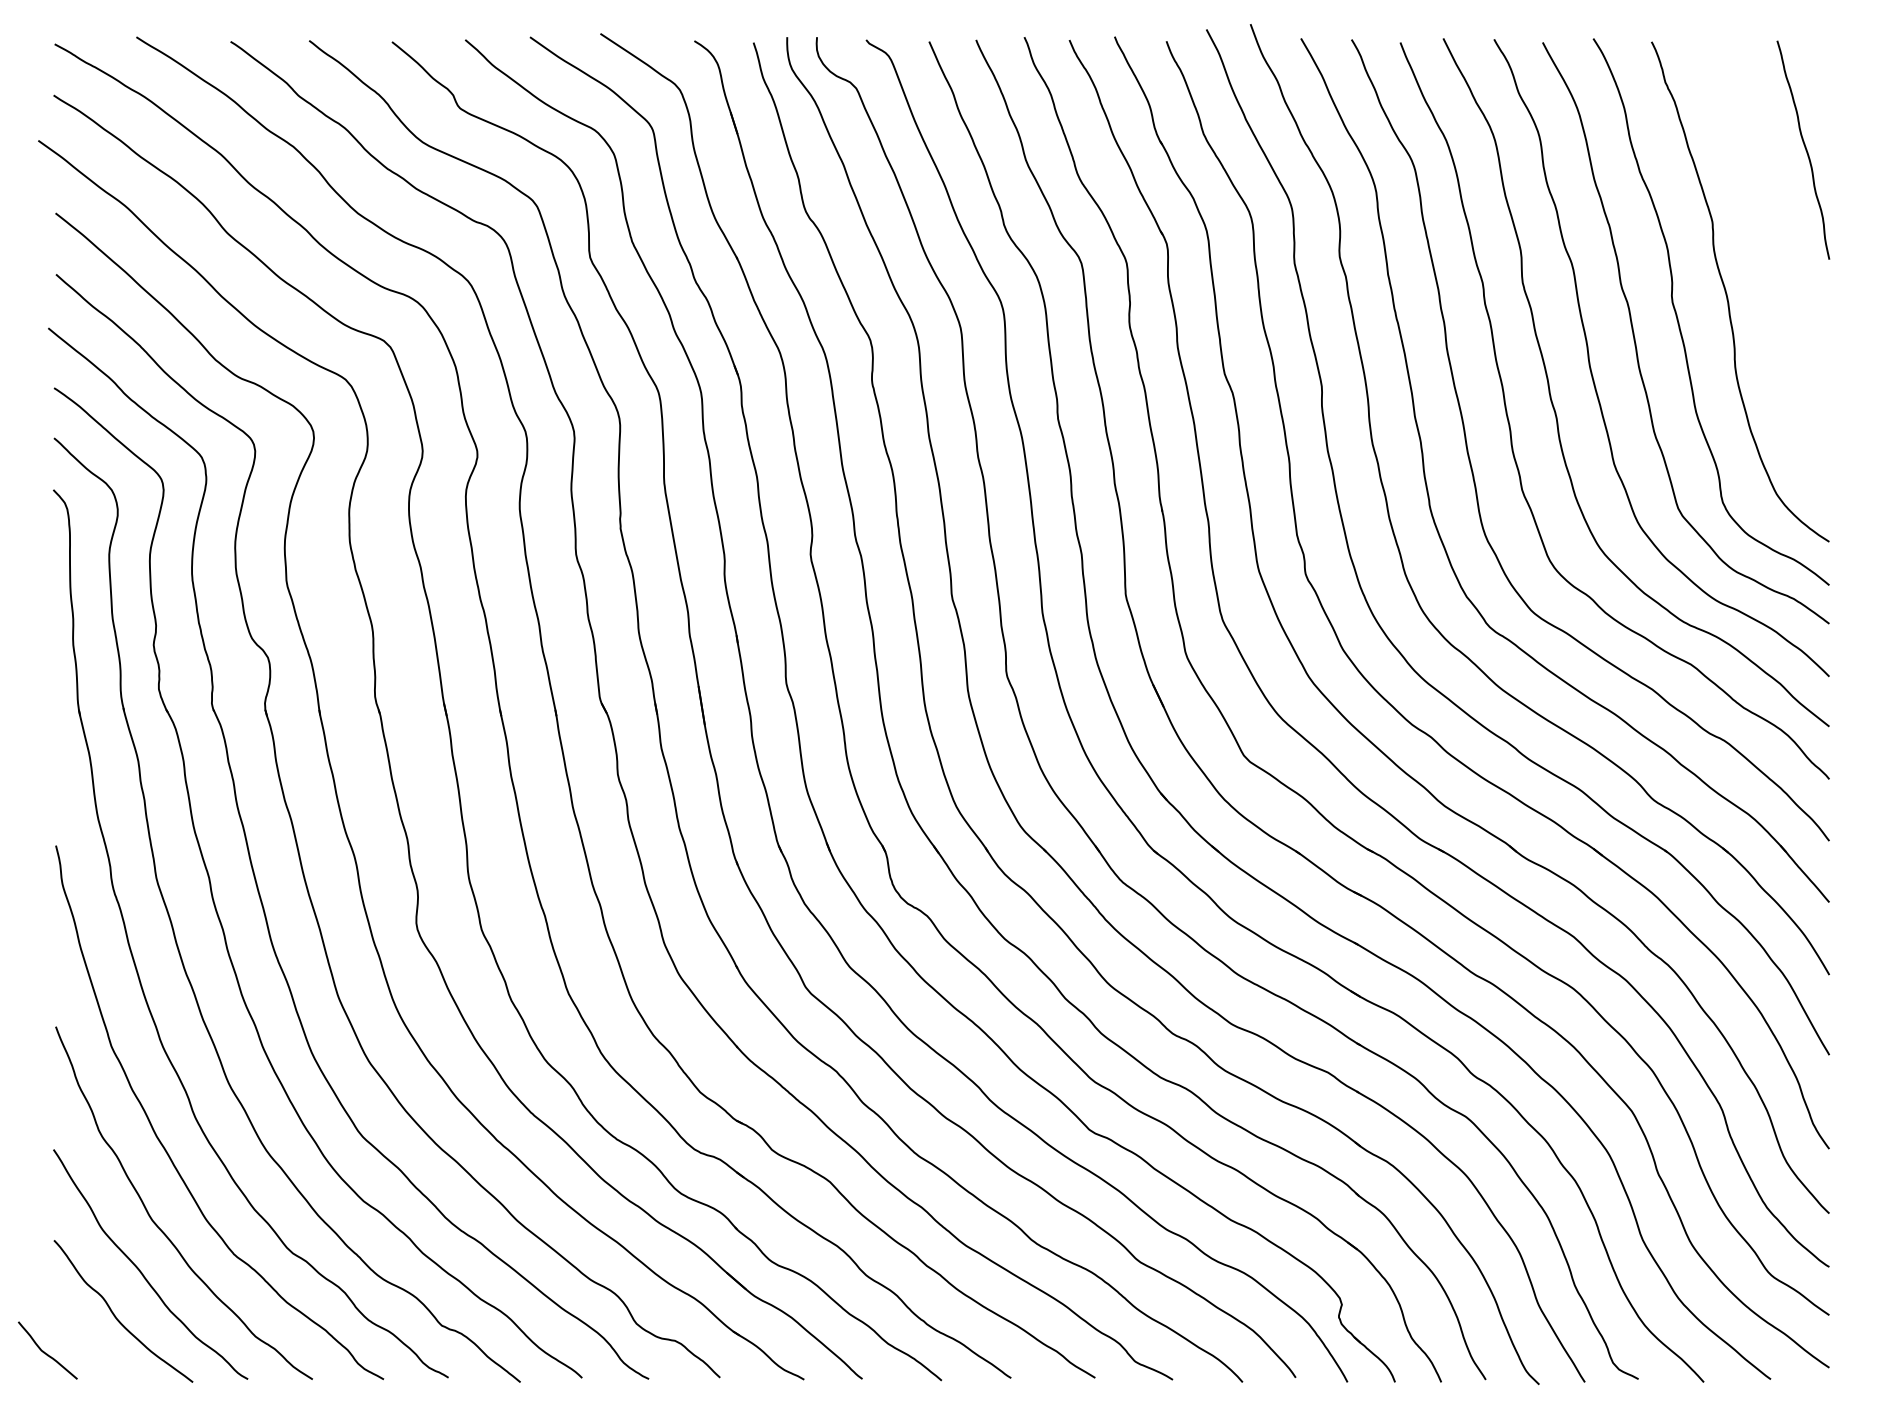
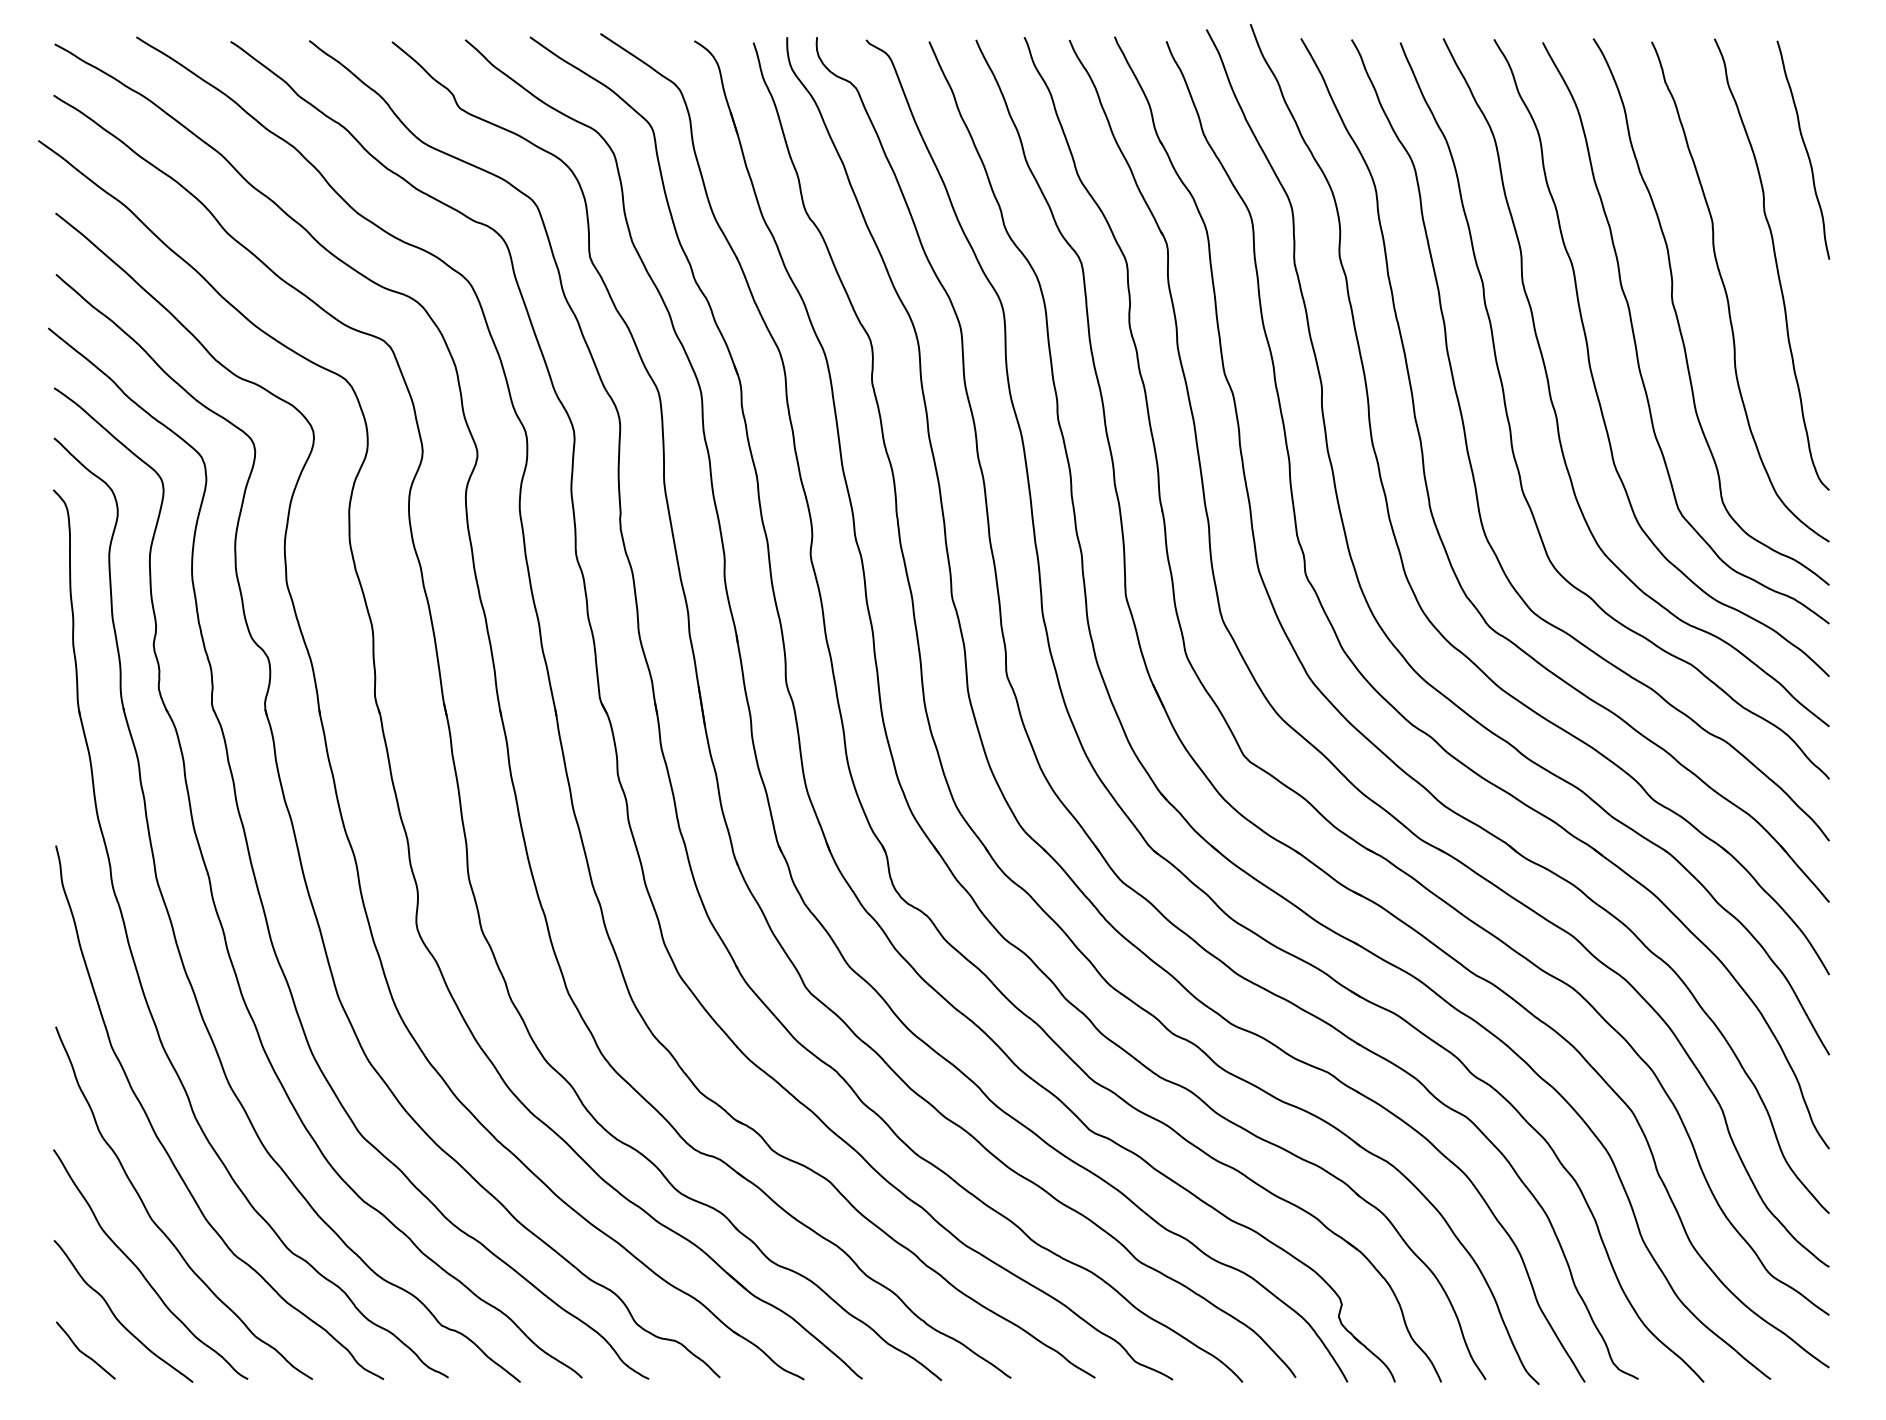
curve: none -> present (1775, 264)
curve position: (45, 1352) -> (83, 1352) (83, 1352)
